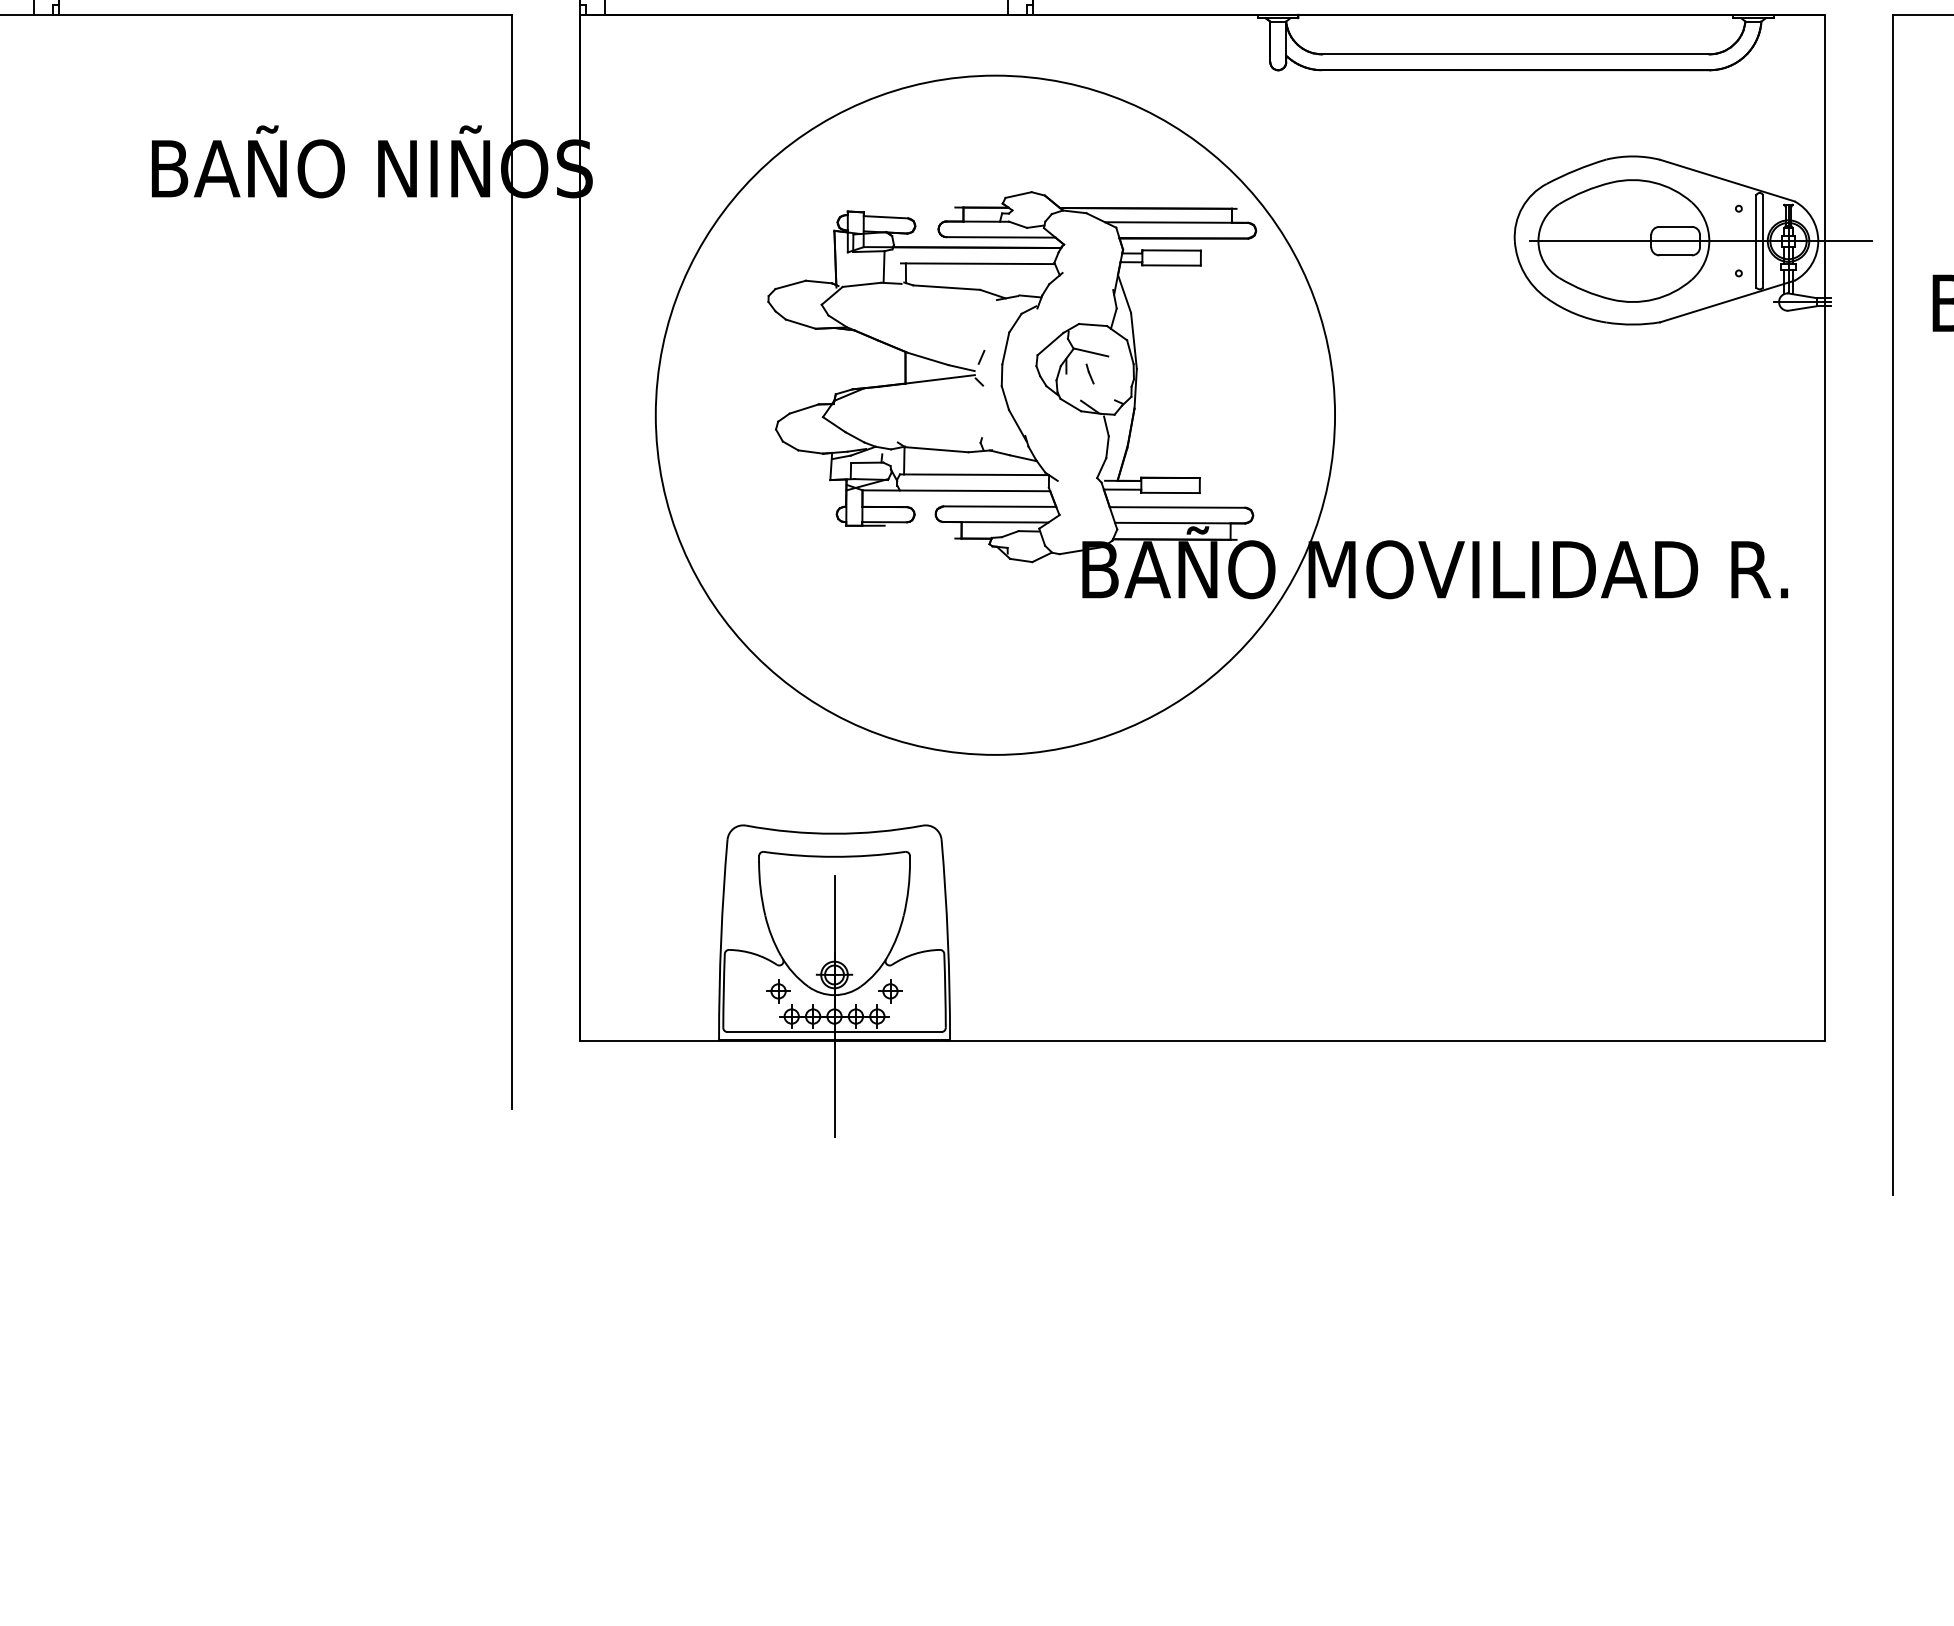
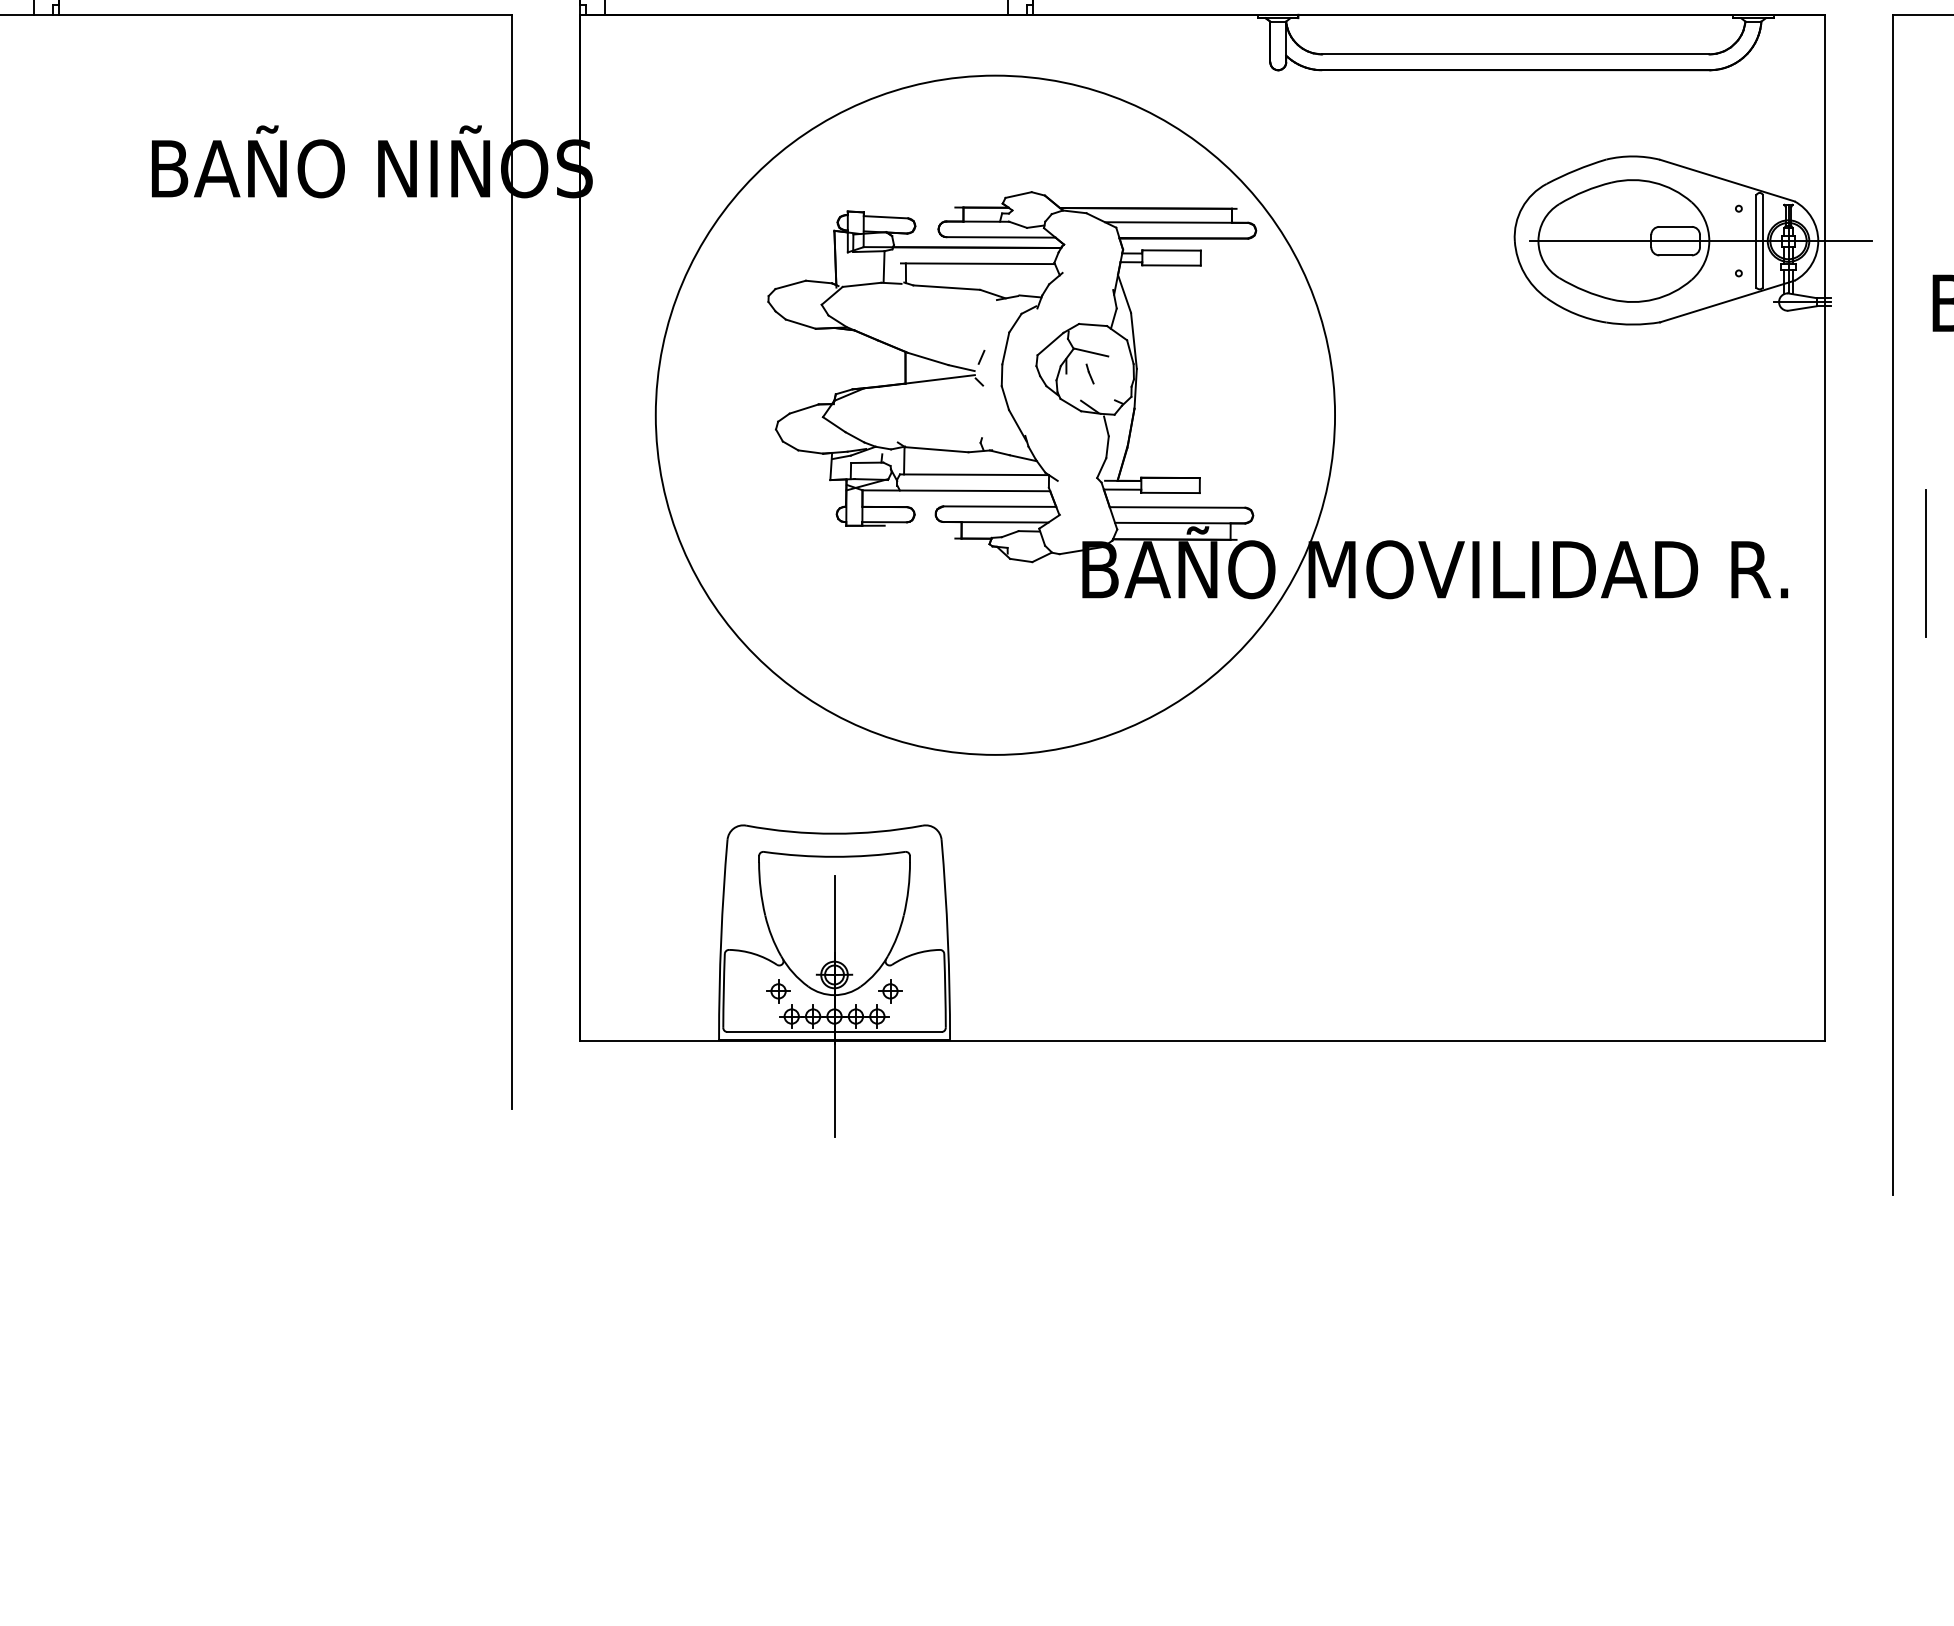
line: none -> present (1925, 563)
